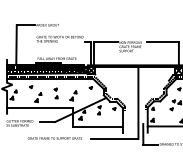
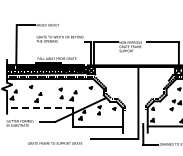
part position: (55, 93) -> (60, 93) (60, 93)
line: solid -> dashed (39, 107)
text position: (54, 138) -> (54, 143) (54, 143)
